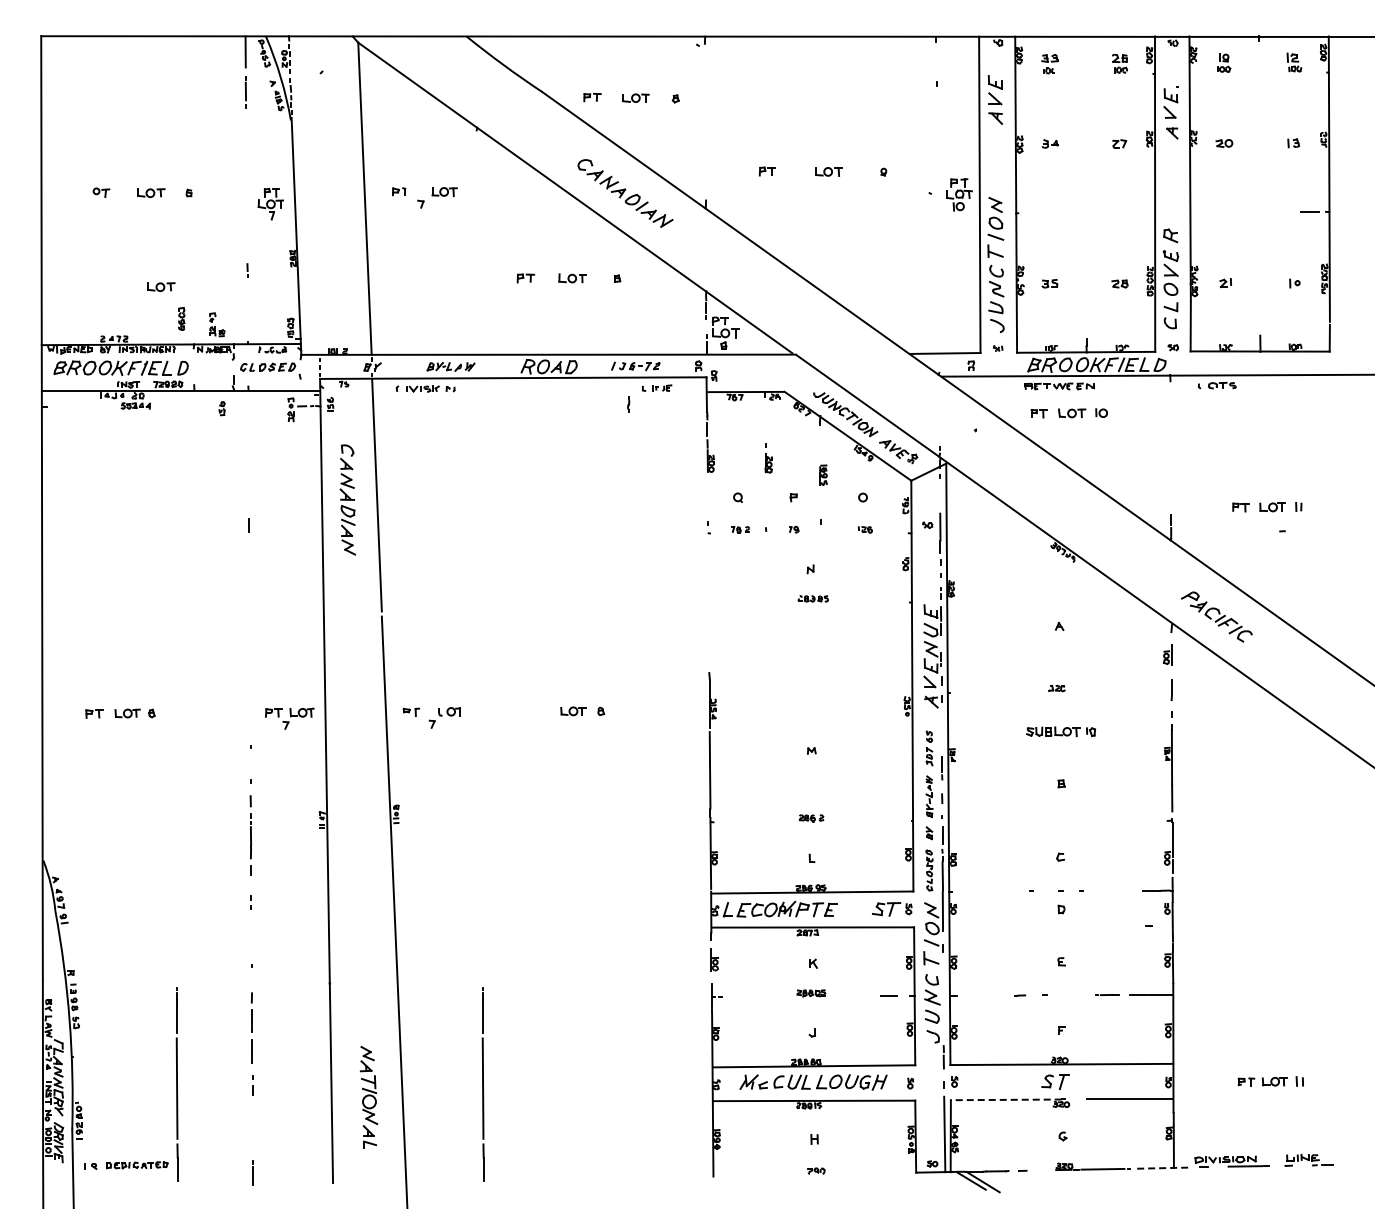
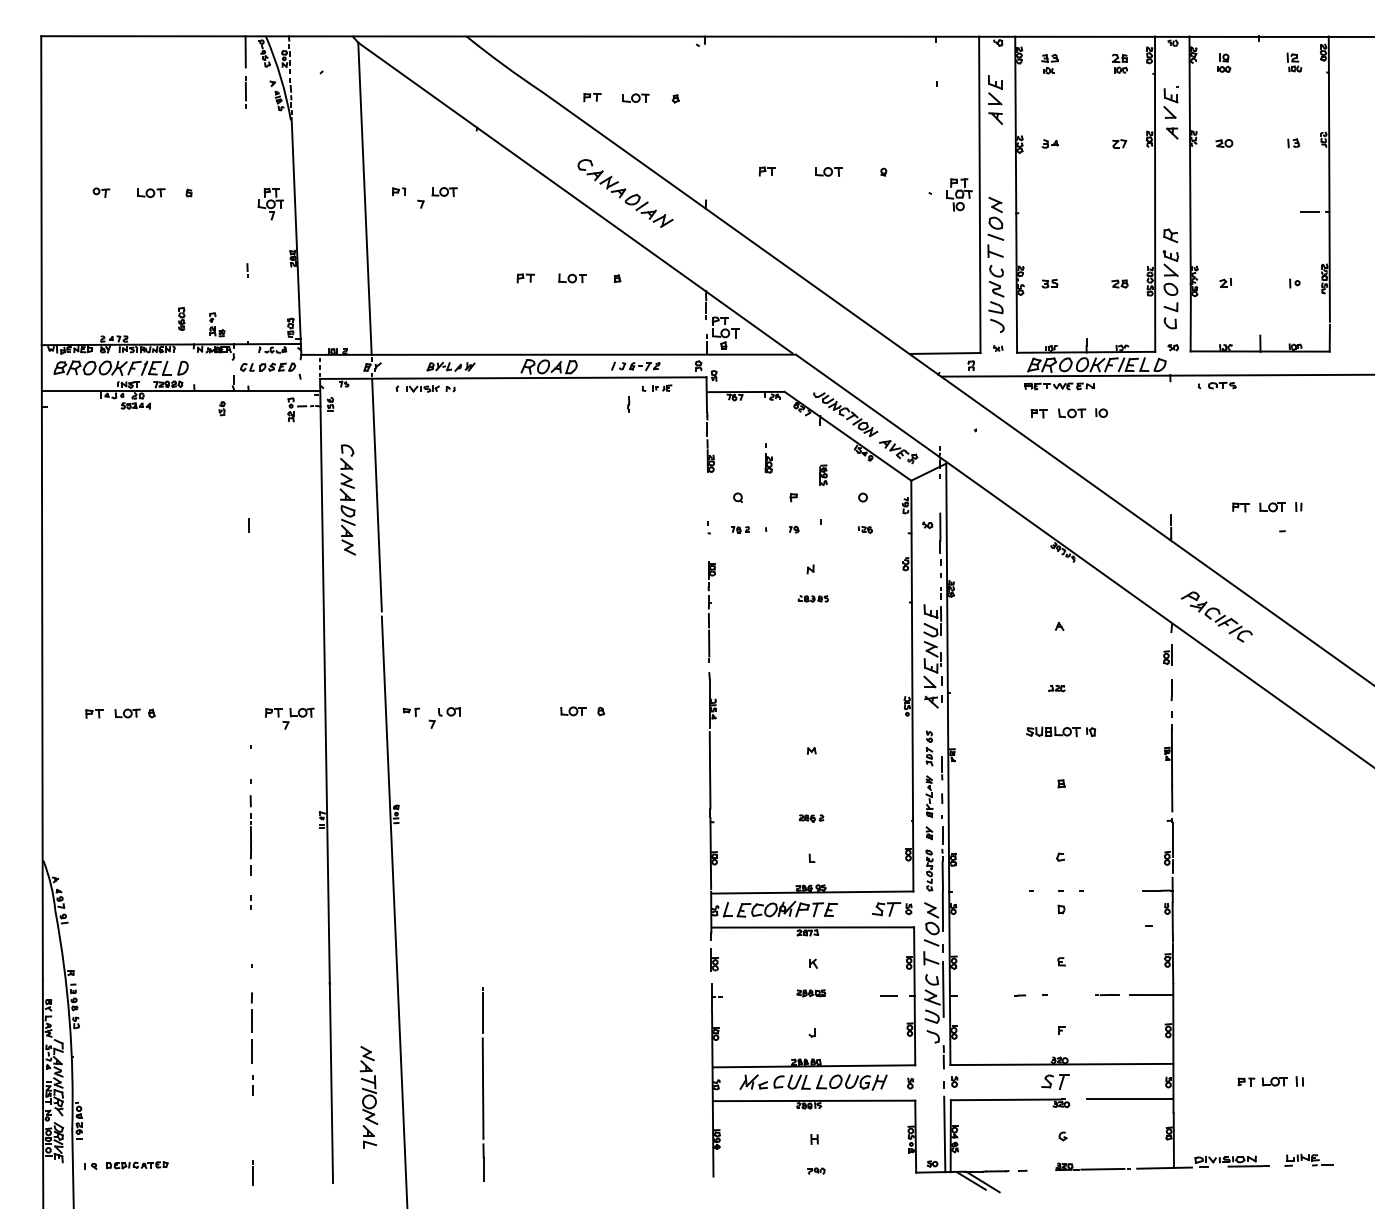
part: present -> none (161, 287)
part: none -> present (711, 611)
line: none -> present (943, 989)
line: present -> none (176, 1084)
line: dashed -> solid (1005, 1099)
line: dashed -> solid (1165, 1168)
